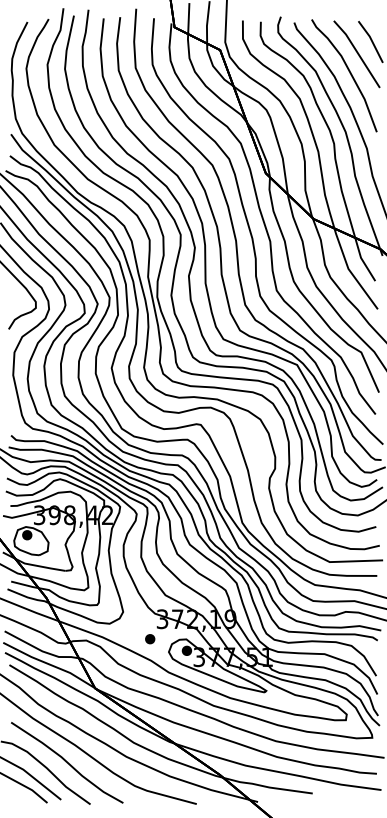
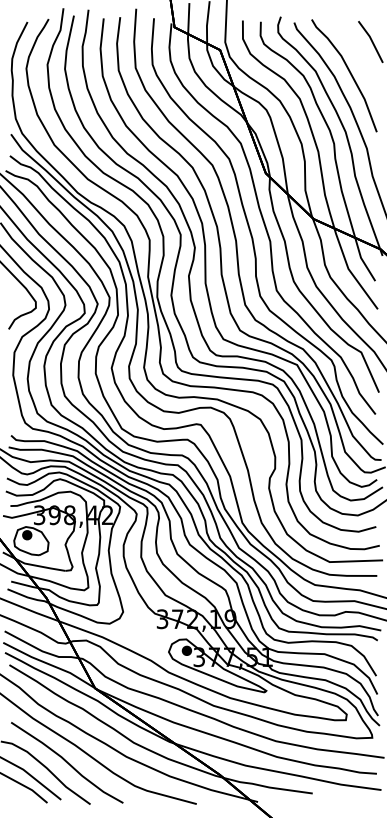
line: present -> none (357, 54)
part: present -> none (150, 639)
